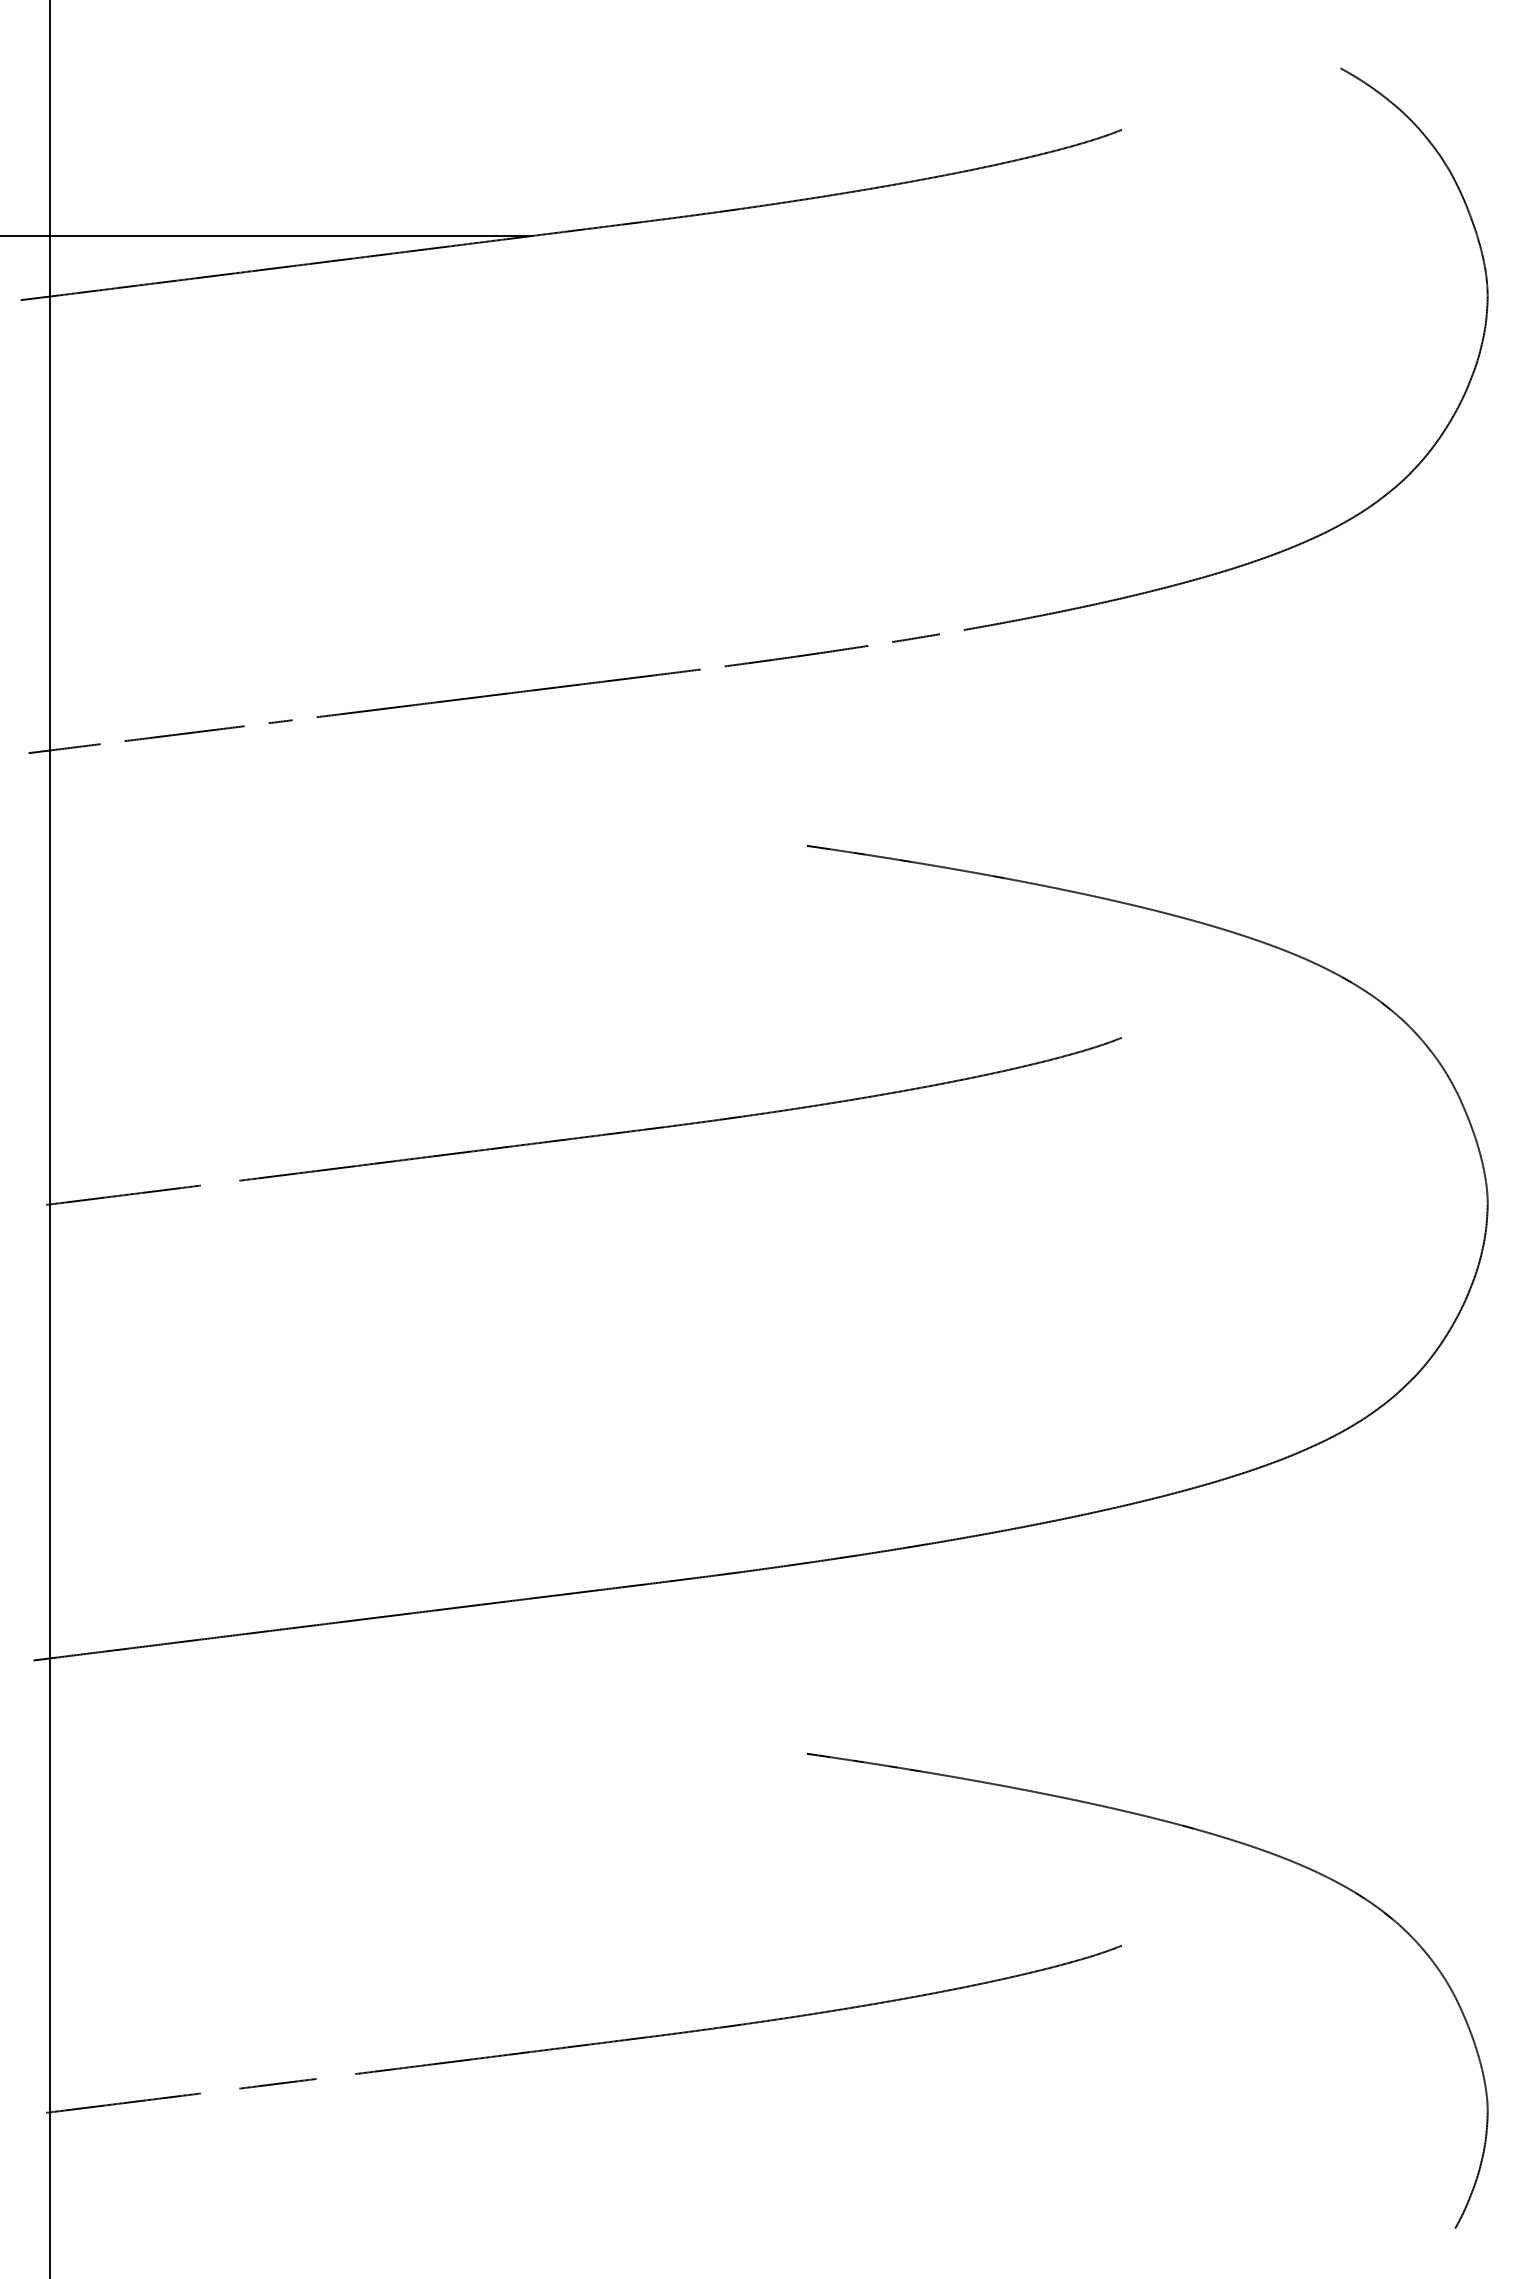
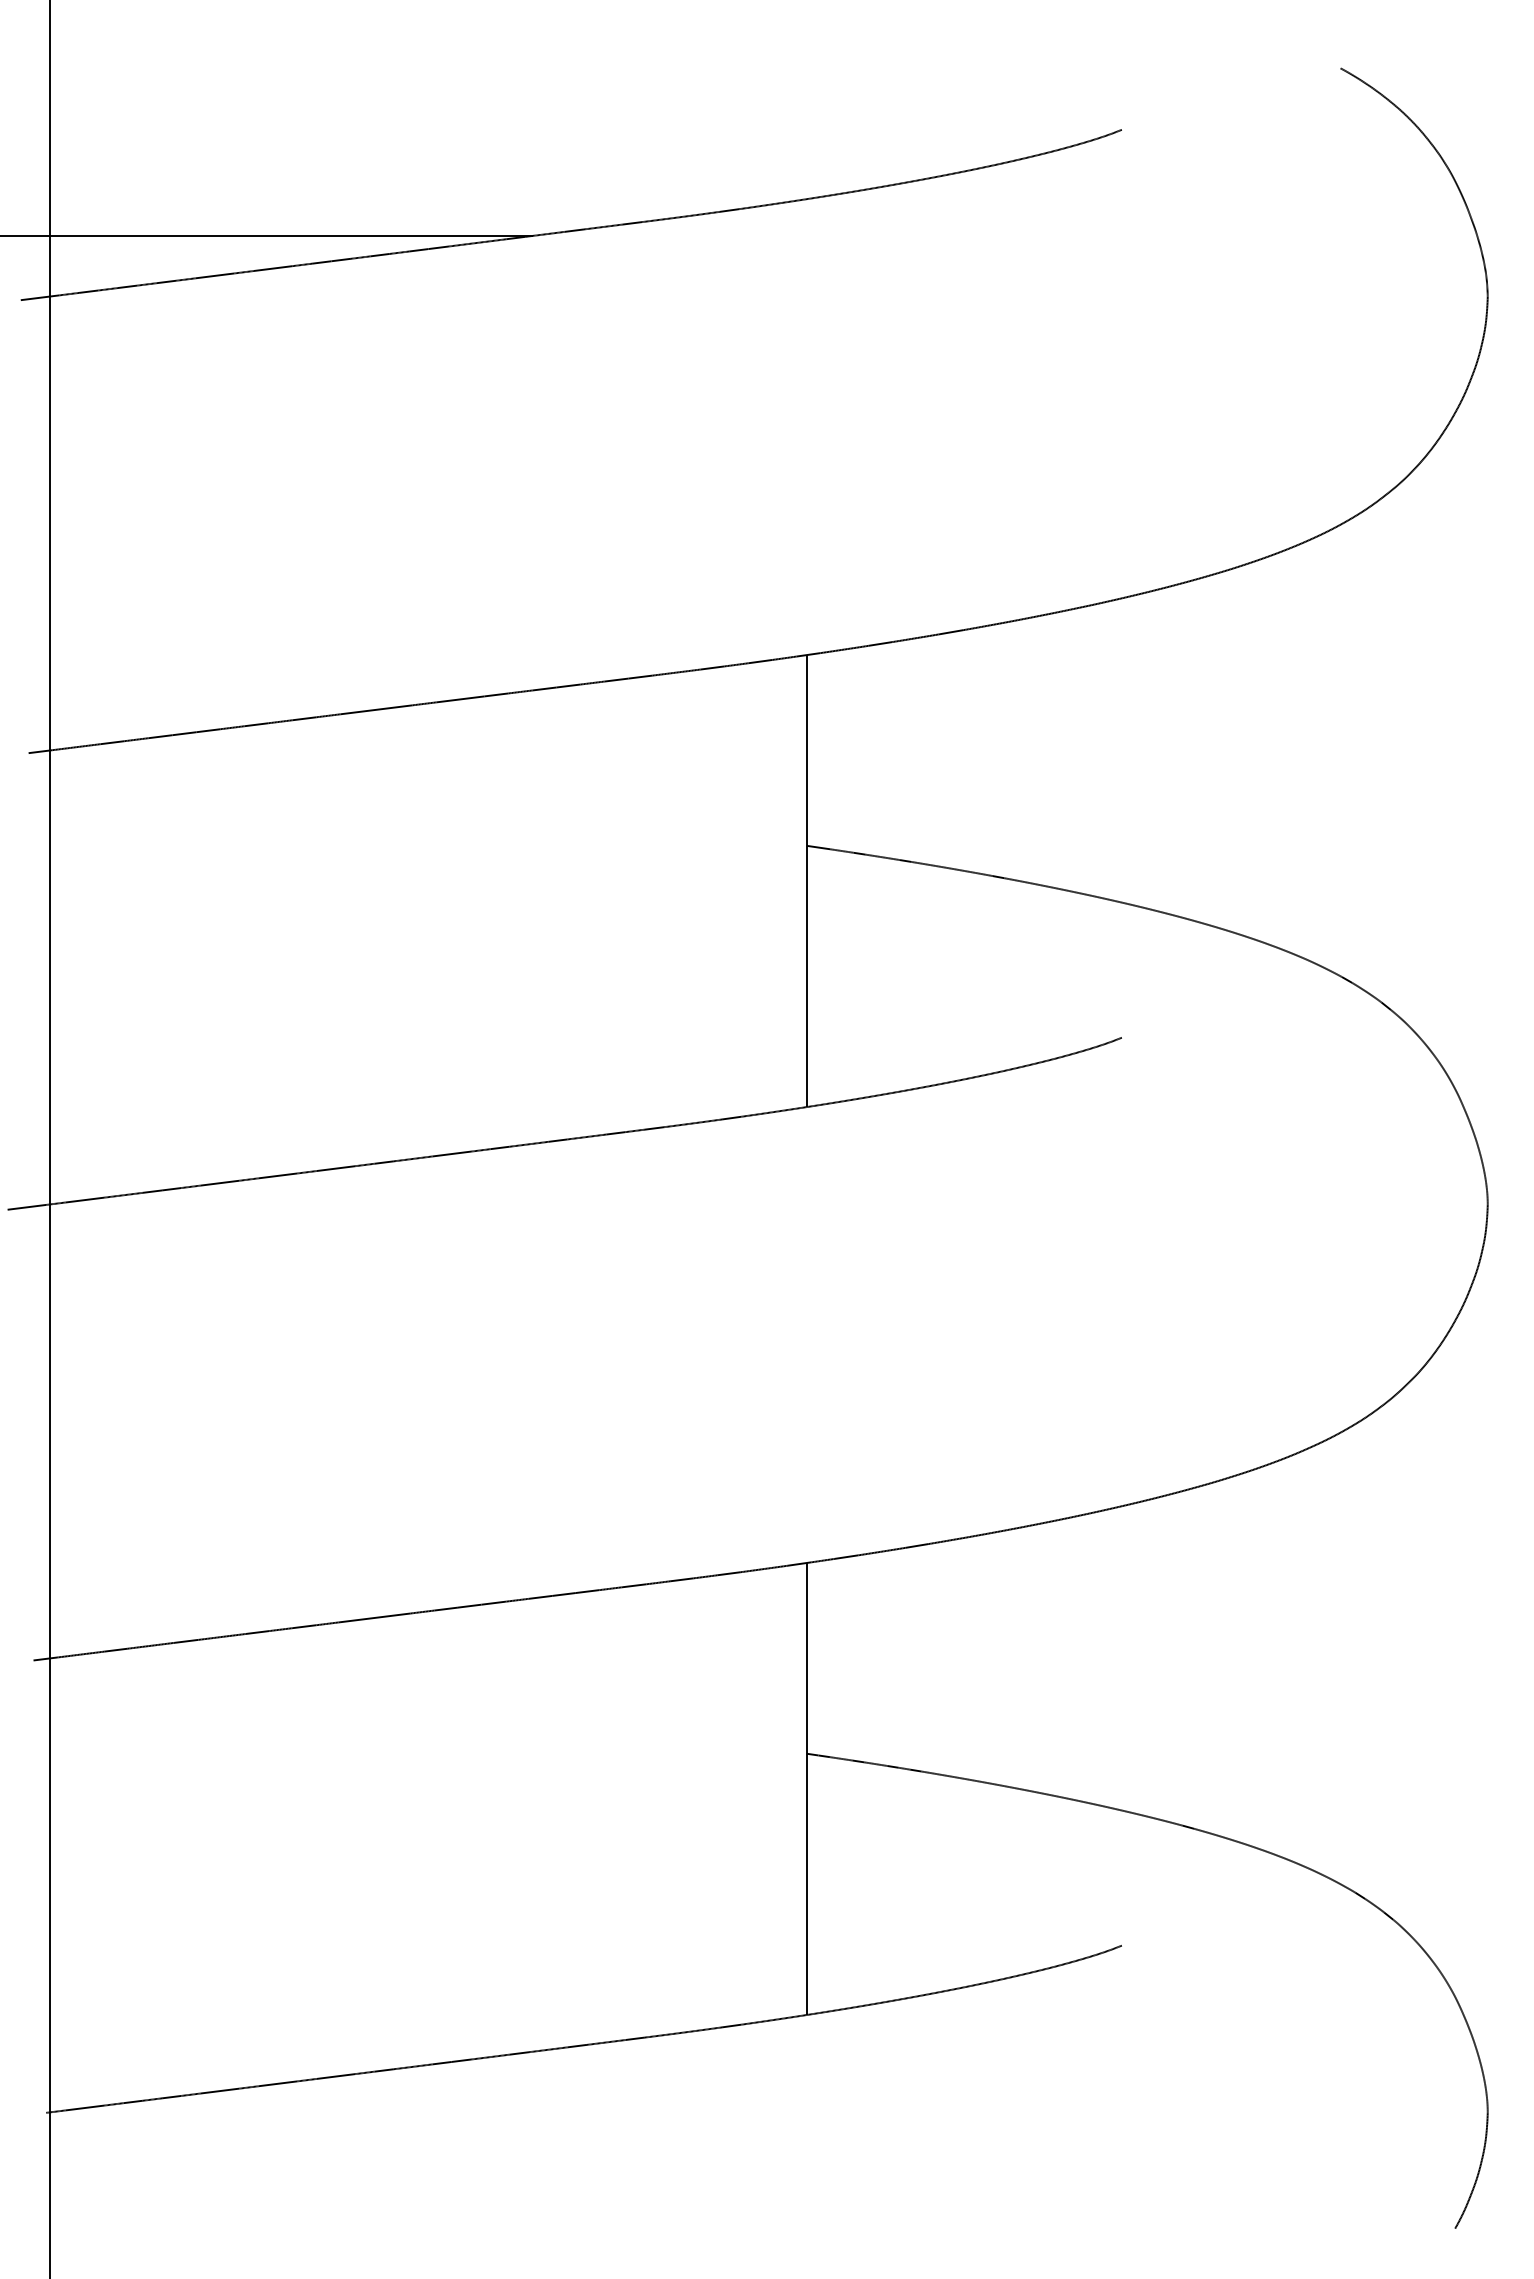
line: none -> present (951, 632)
line: none -> present (880, 643)
line: none -> present (712, 667)
line: none -> present (304, 718)
line: none -> present (256, 724)
line: none -> present (112, 742)
line: none -> present (806, 881)
line: none -> present (219, 1182)
line: none -> present (26, 1206)
line: none -> present (806, 1789)
line: none -> present (335, 2076)
line: none -> present (219, 2090)
